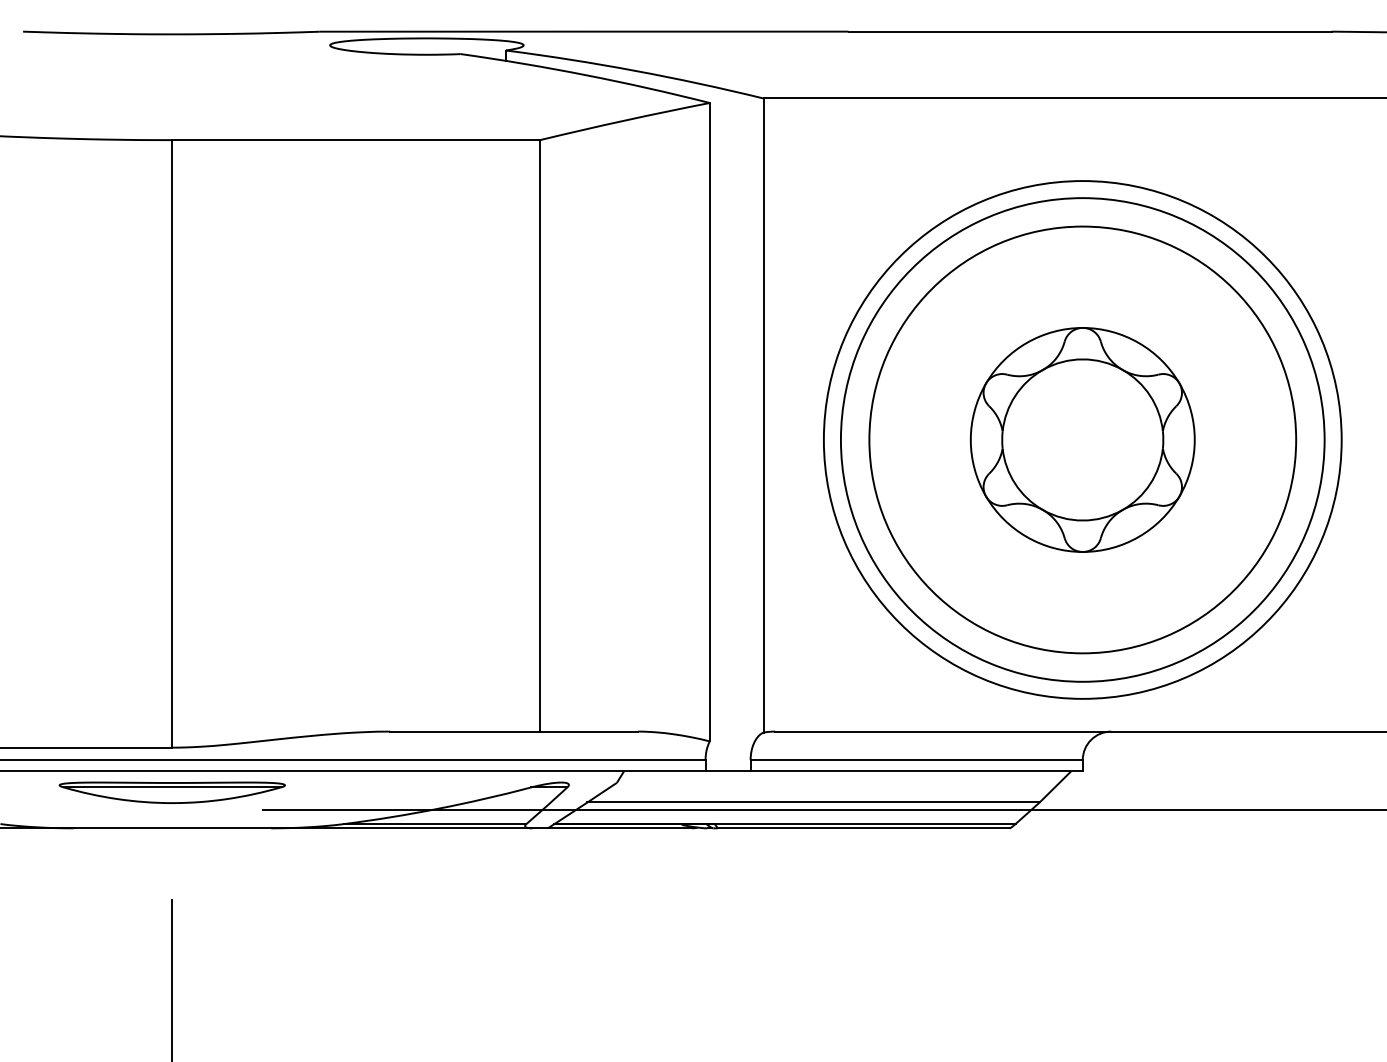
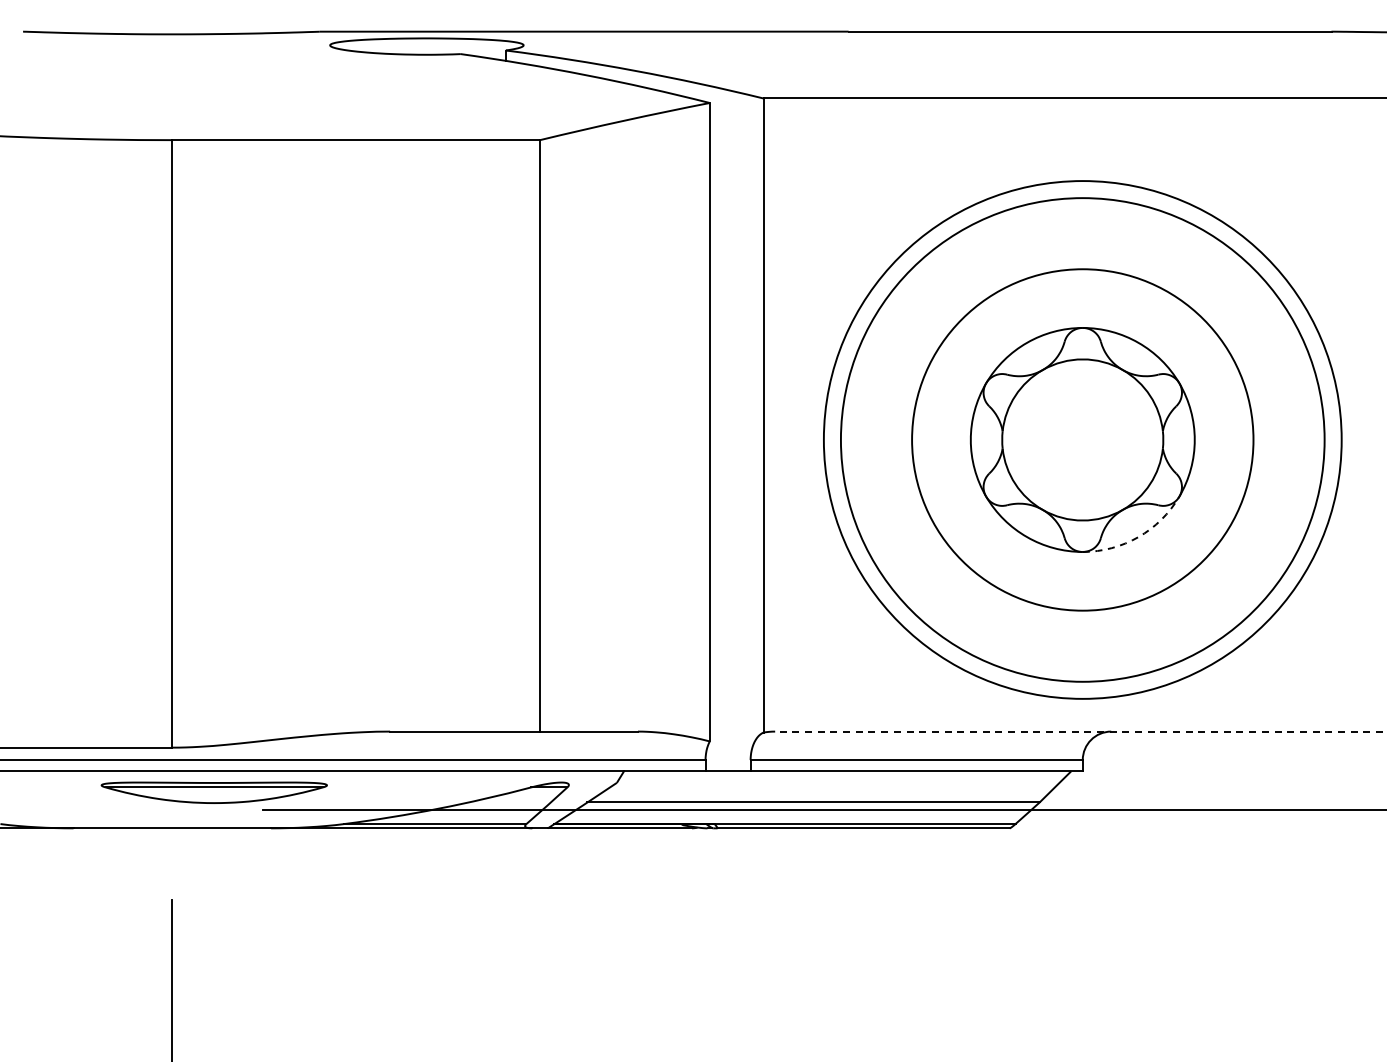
circle diameter: 427 px -> 341 px (1082, 439)
arc: solid -> dashed (1138, 537)
line: solid -> dashed (1080, 731)
part position: (171, 792) -> (213, 792) (213, 792)
